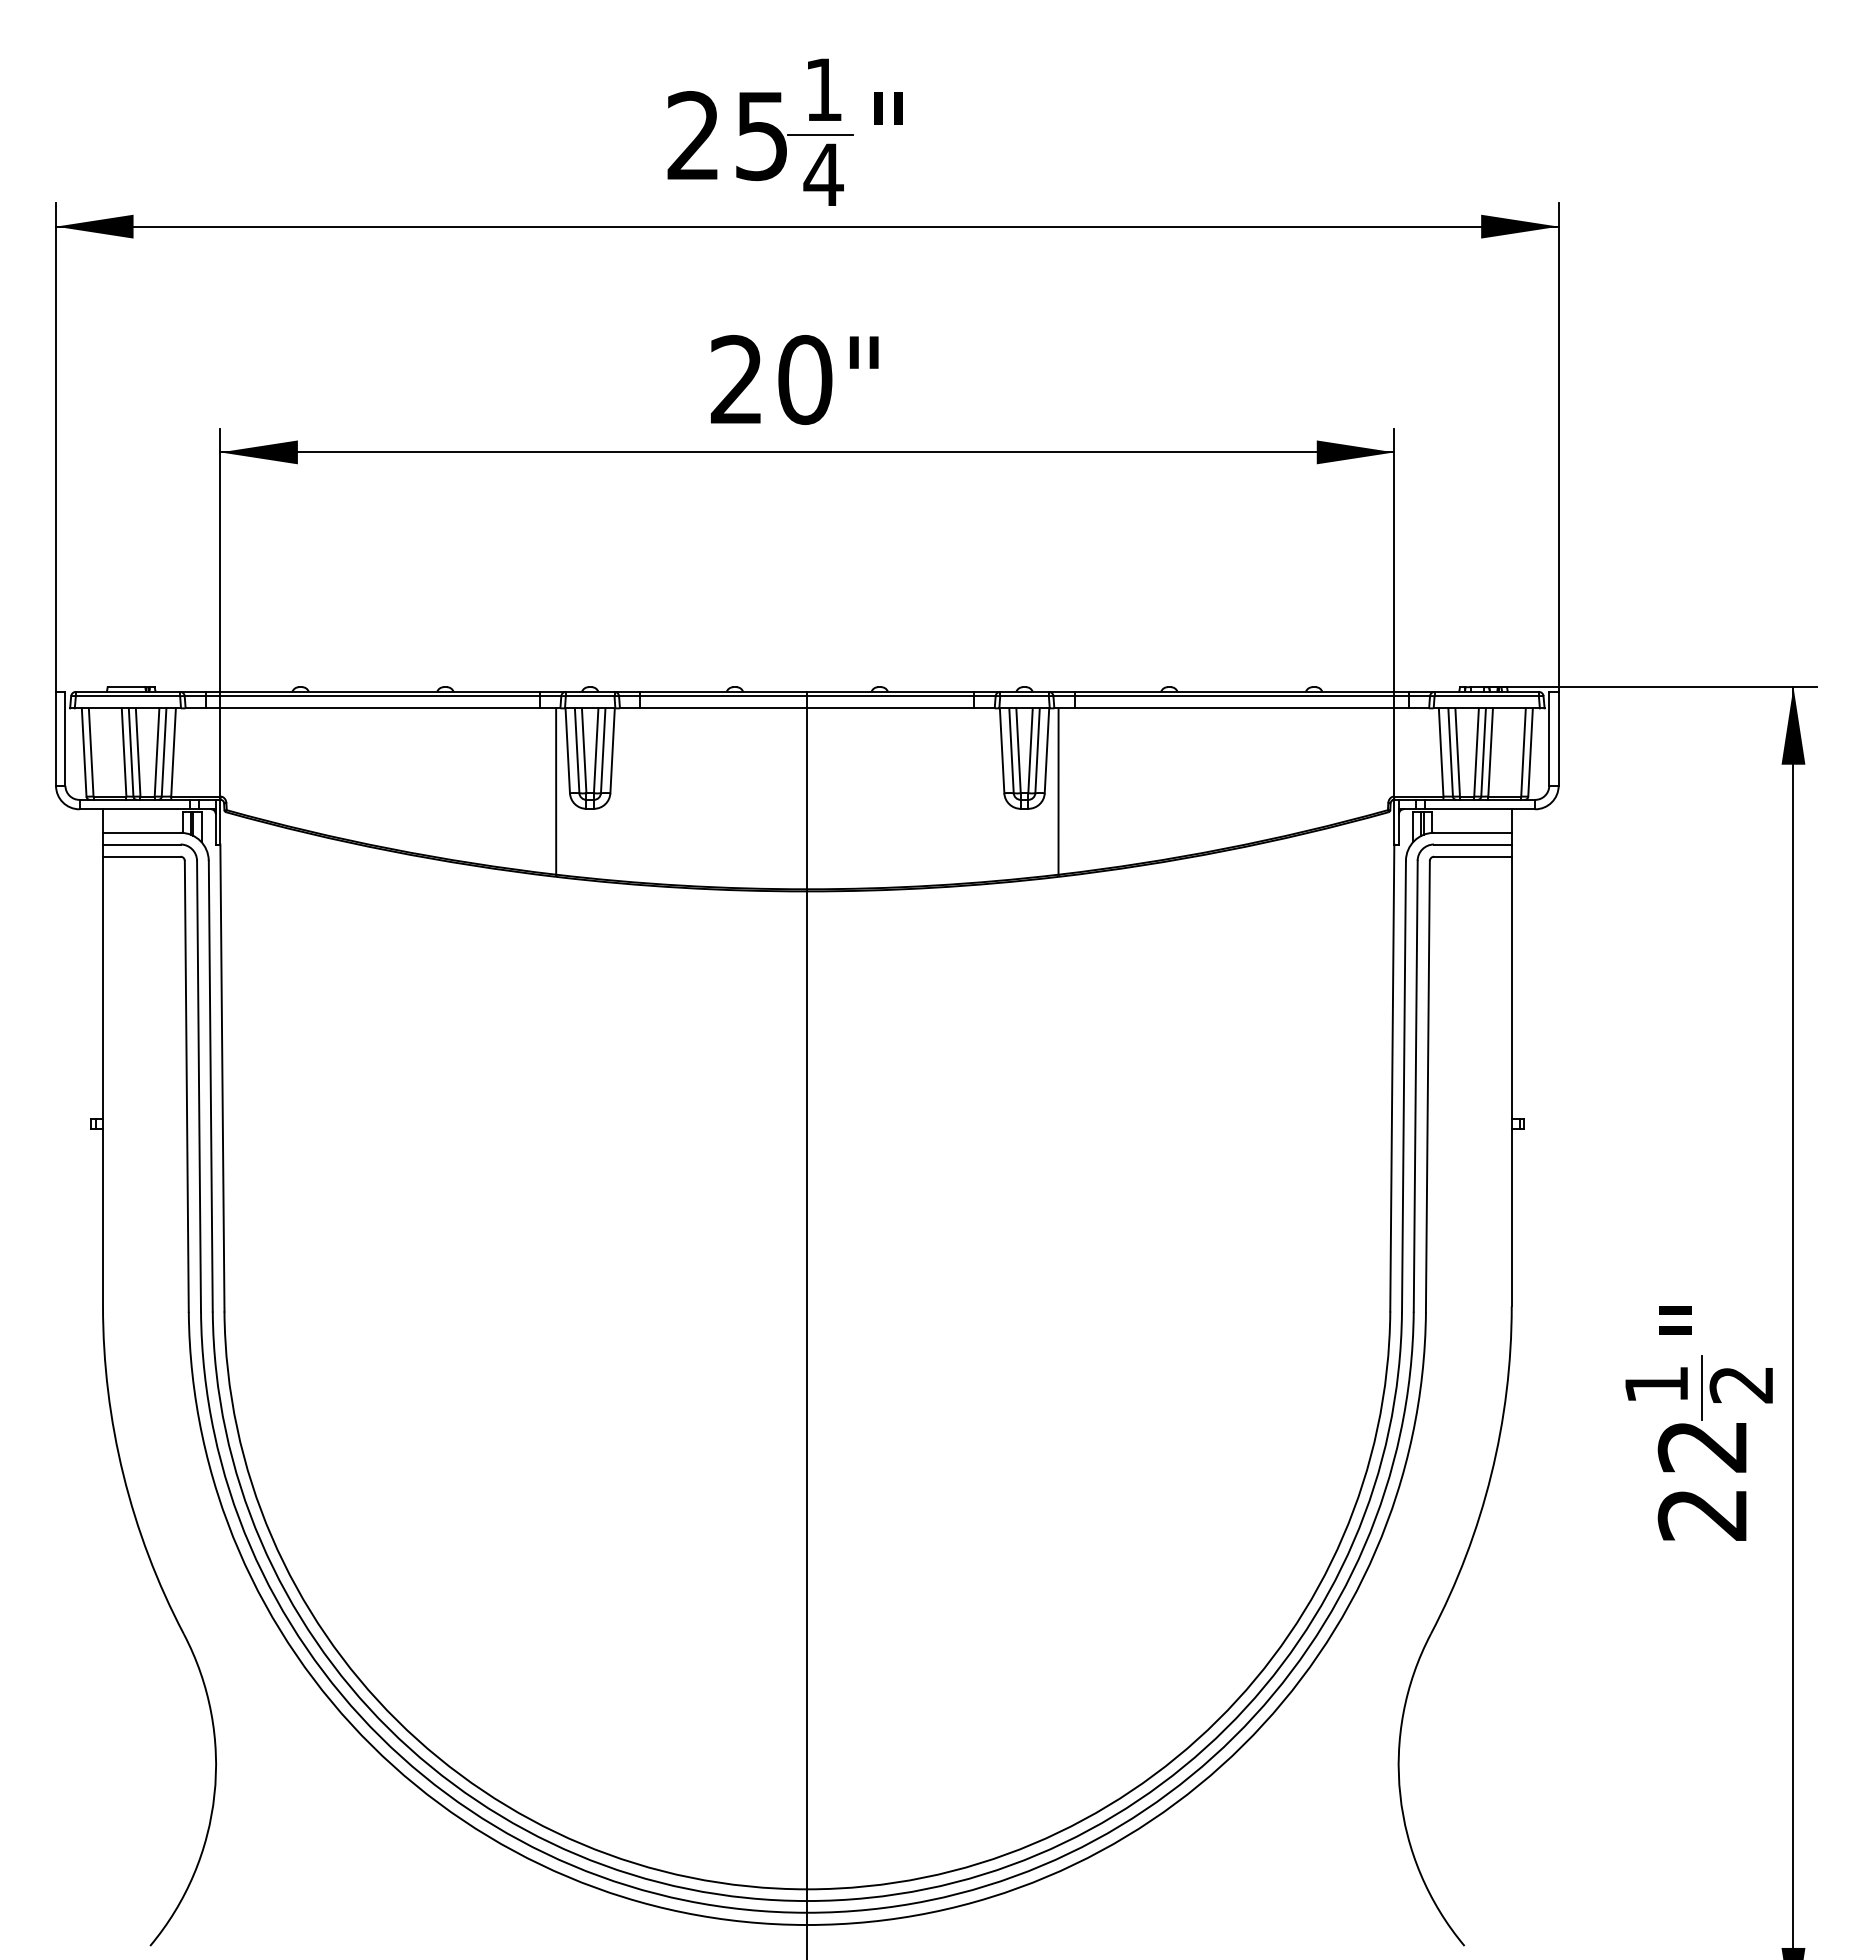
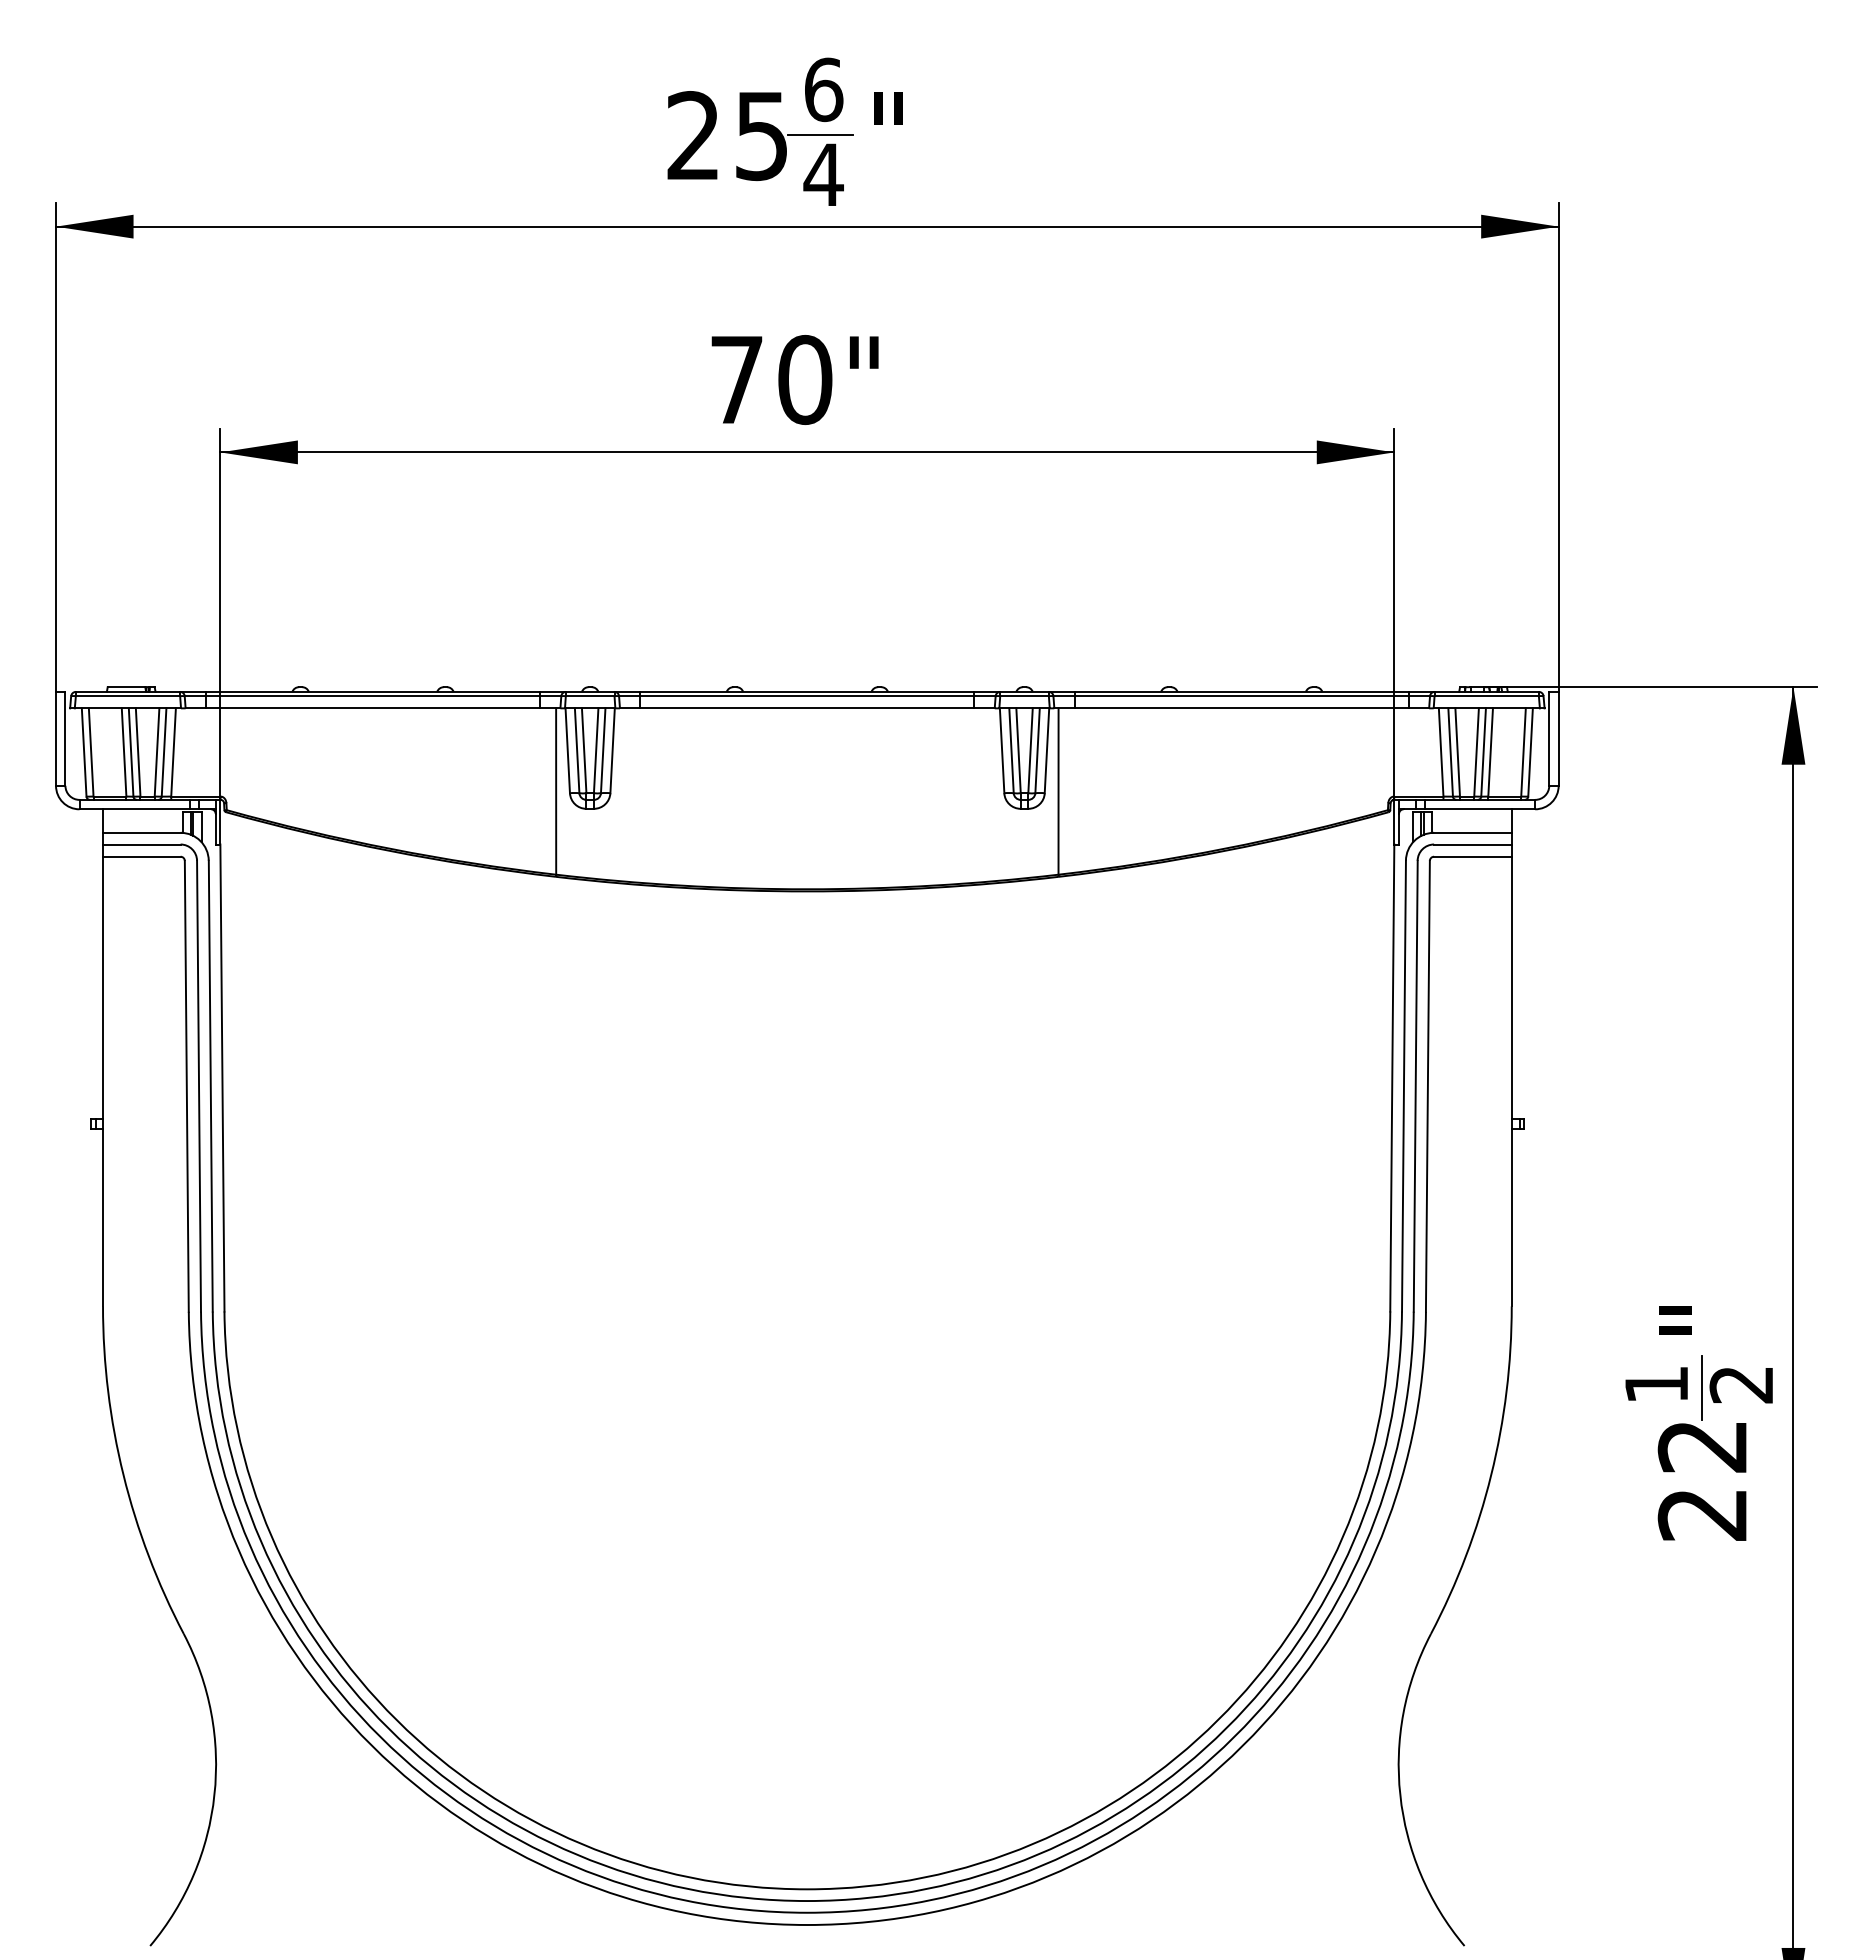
text: 1 -> 6 (824, 89)
text: 20" -> 70" (736, 378)
line: present -> none (807, 1323)
